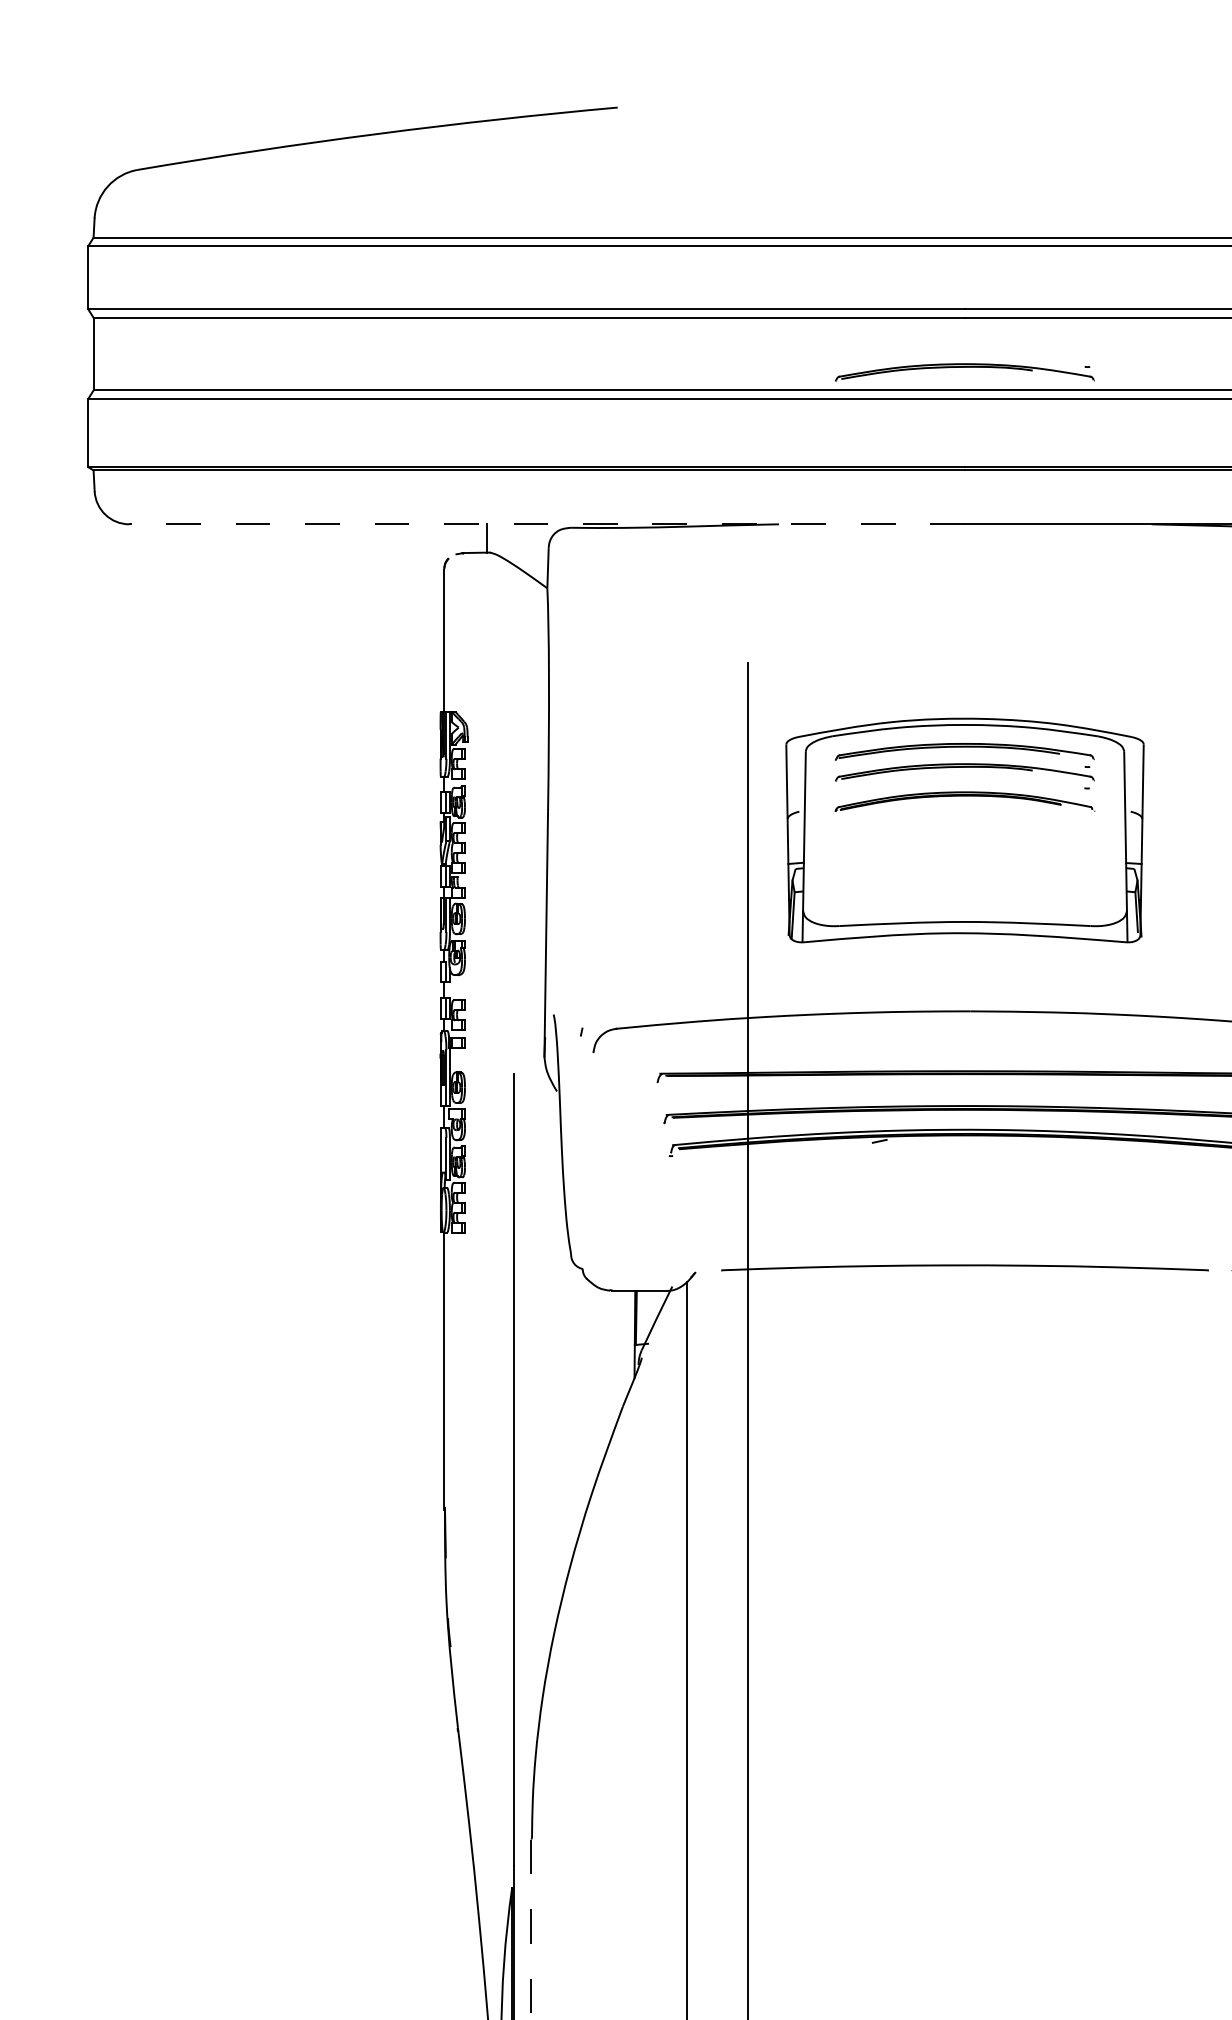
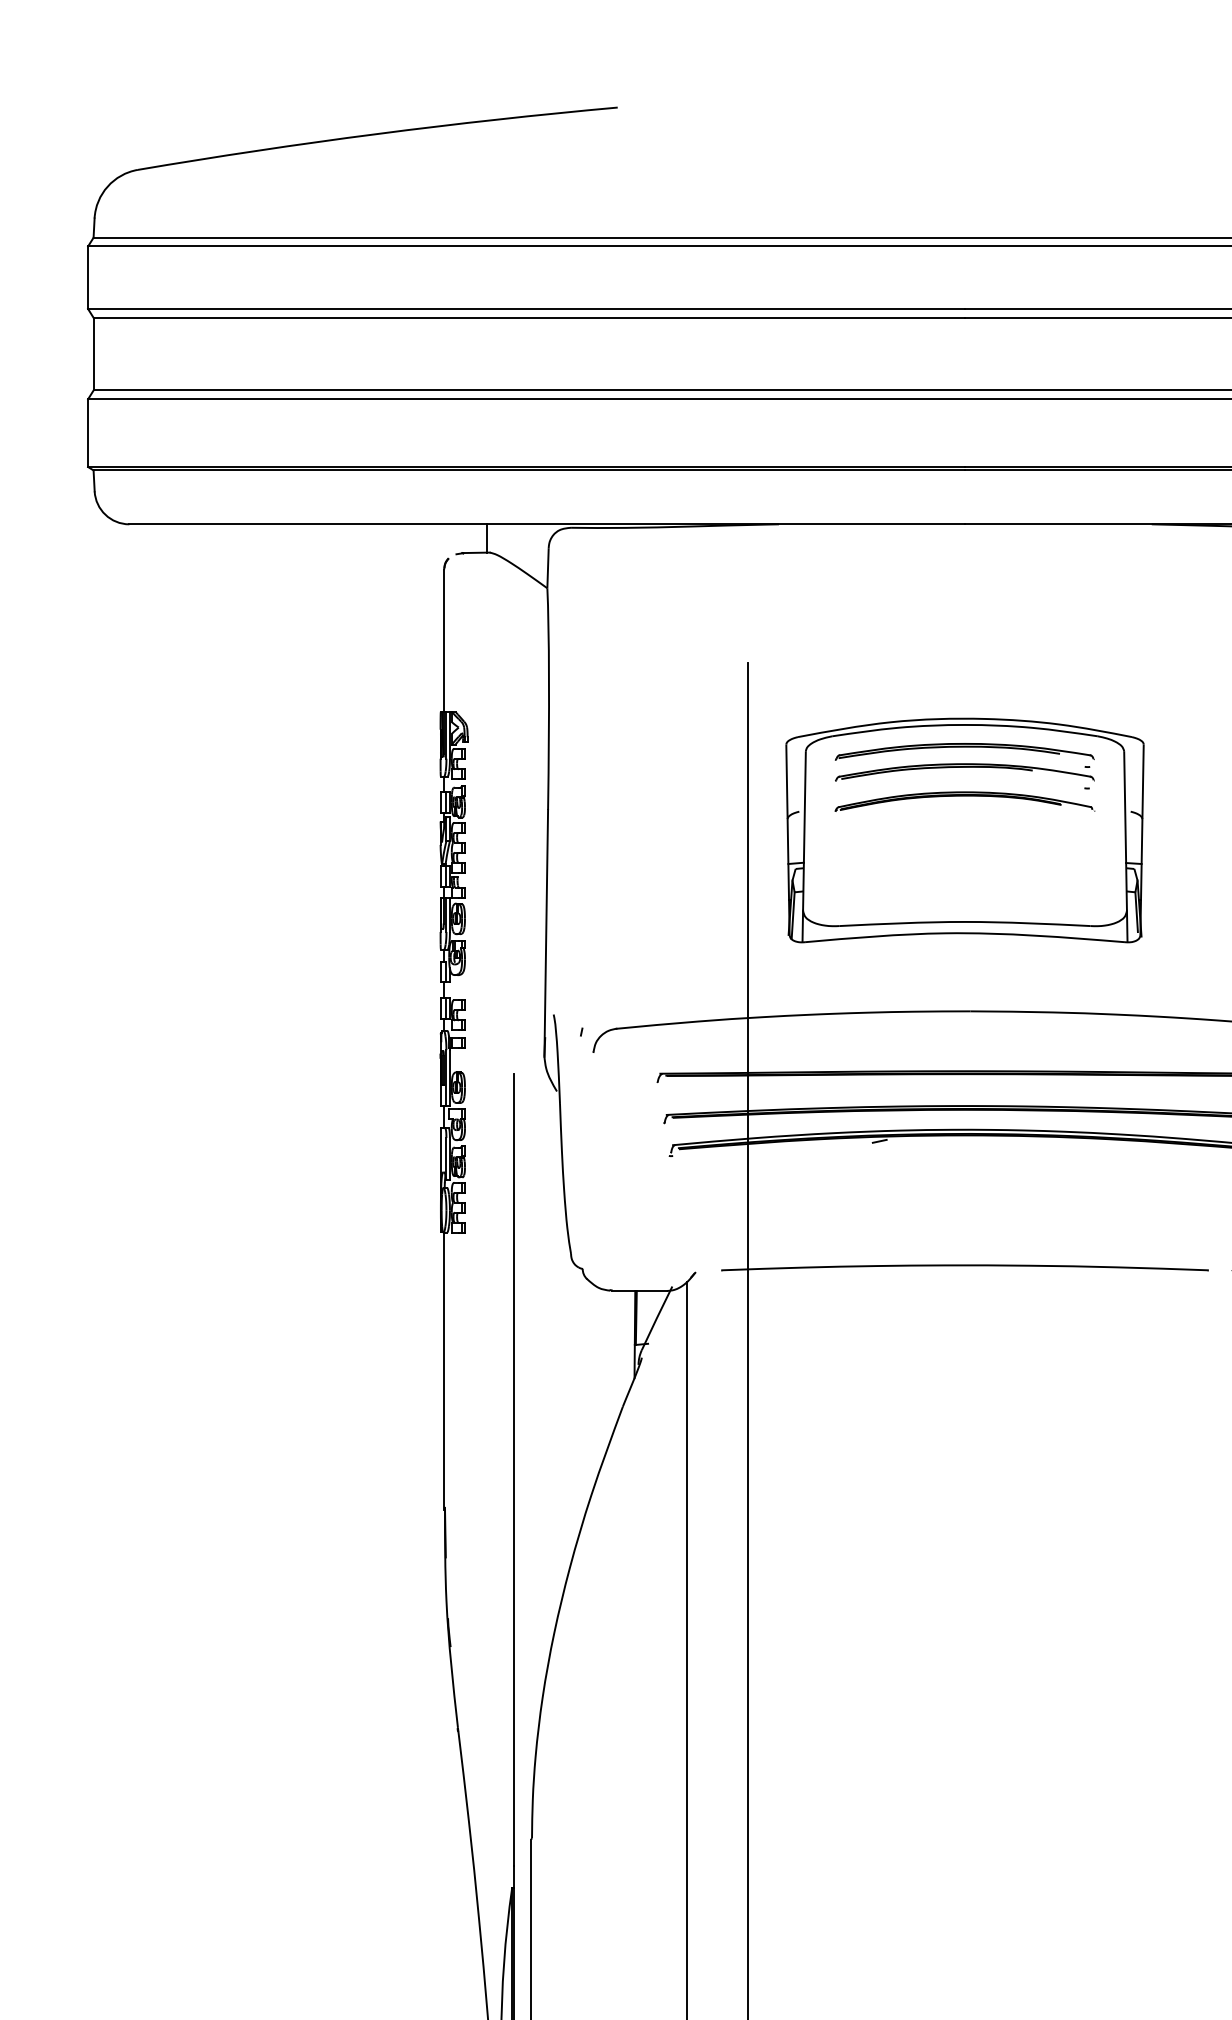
part: present -> none (964, 372)
line: dashed -> solid (547, 524)
line: dashed -> solid (531, 1929)
